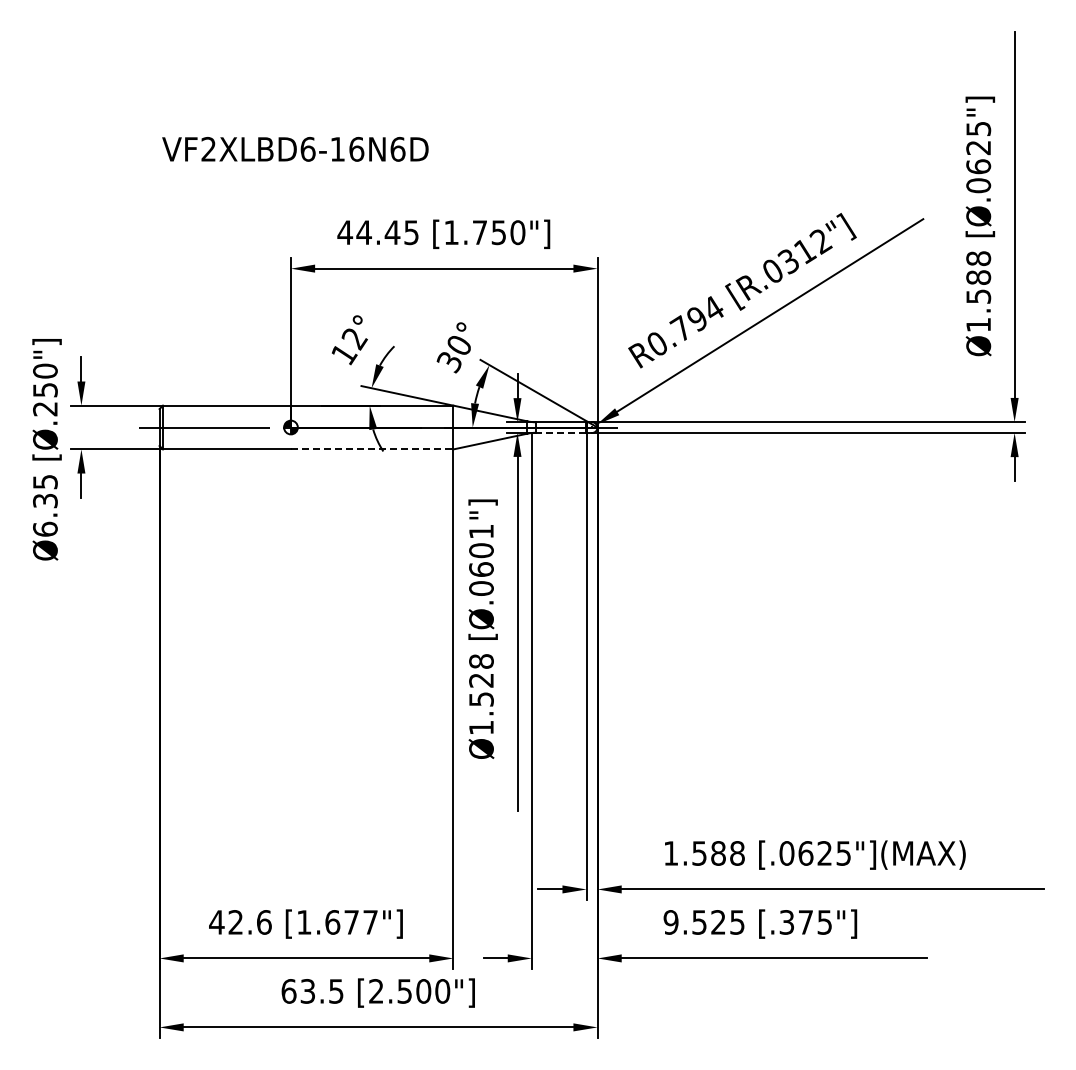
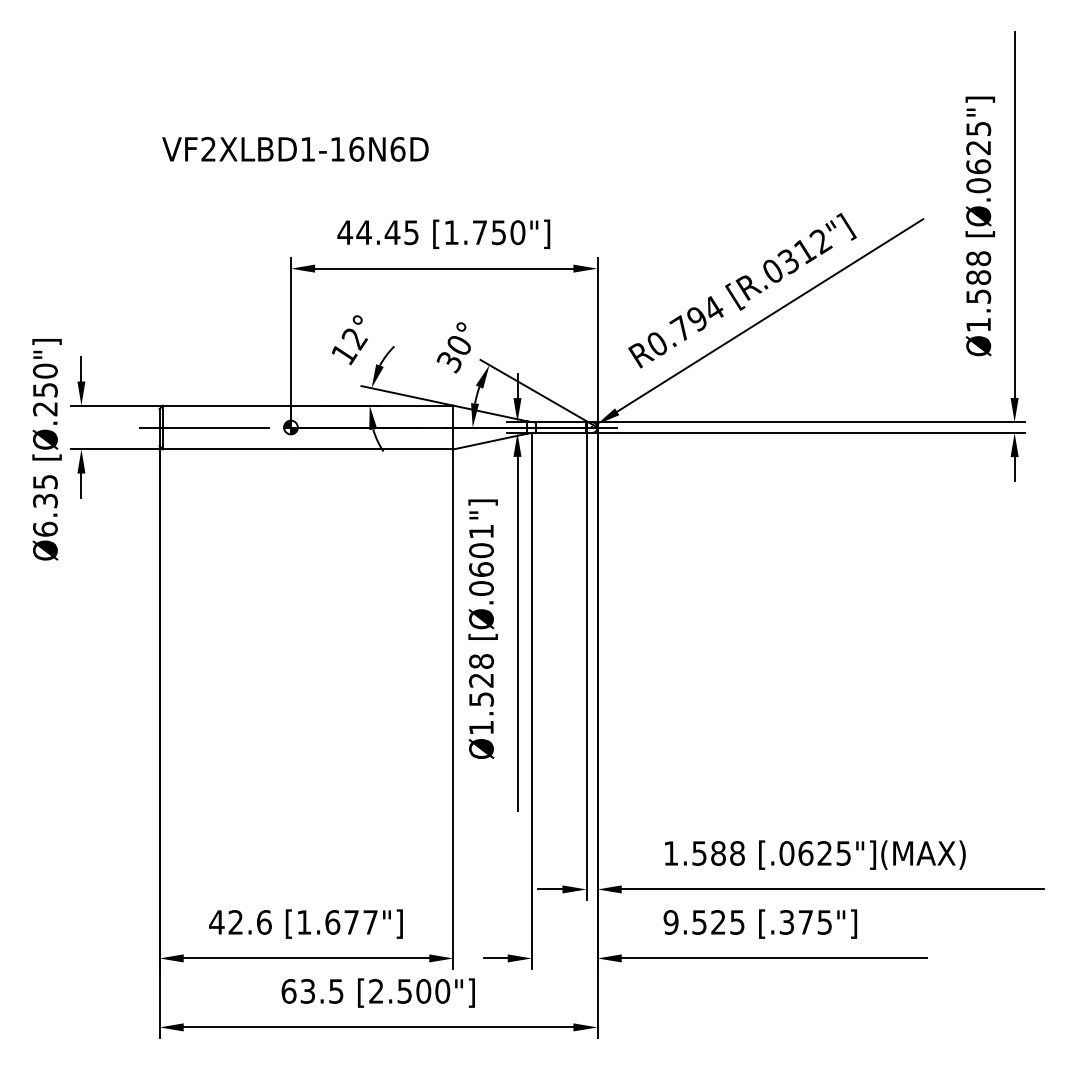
text: VF2XLBD6-16N6D -> VF2XLBD1-16N6D (307, 149)
line: dashed -> solid (560, 432)
line: dashed -> solid (372, 449)
